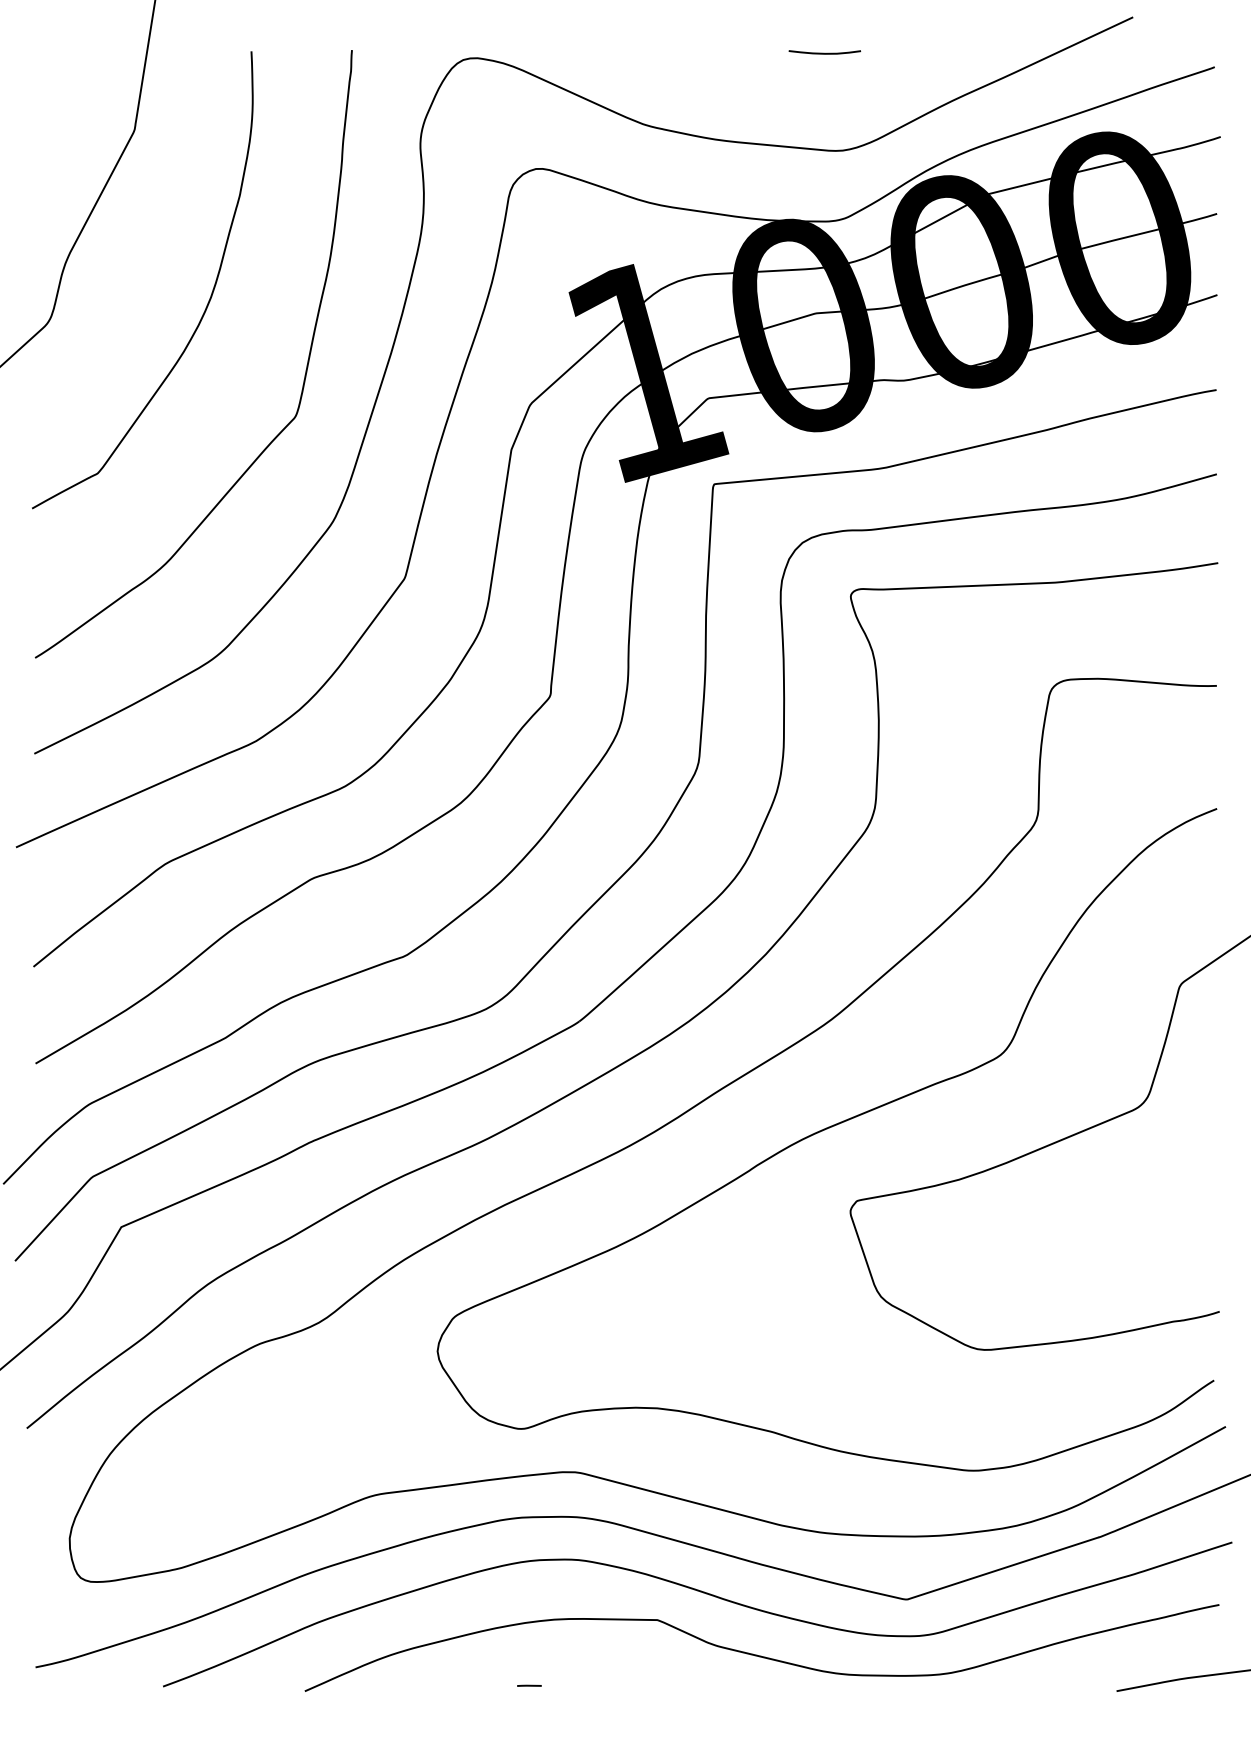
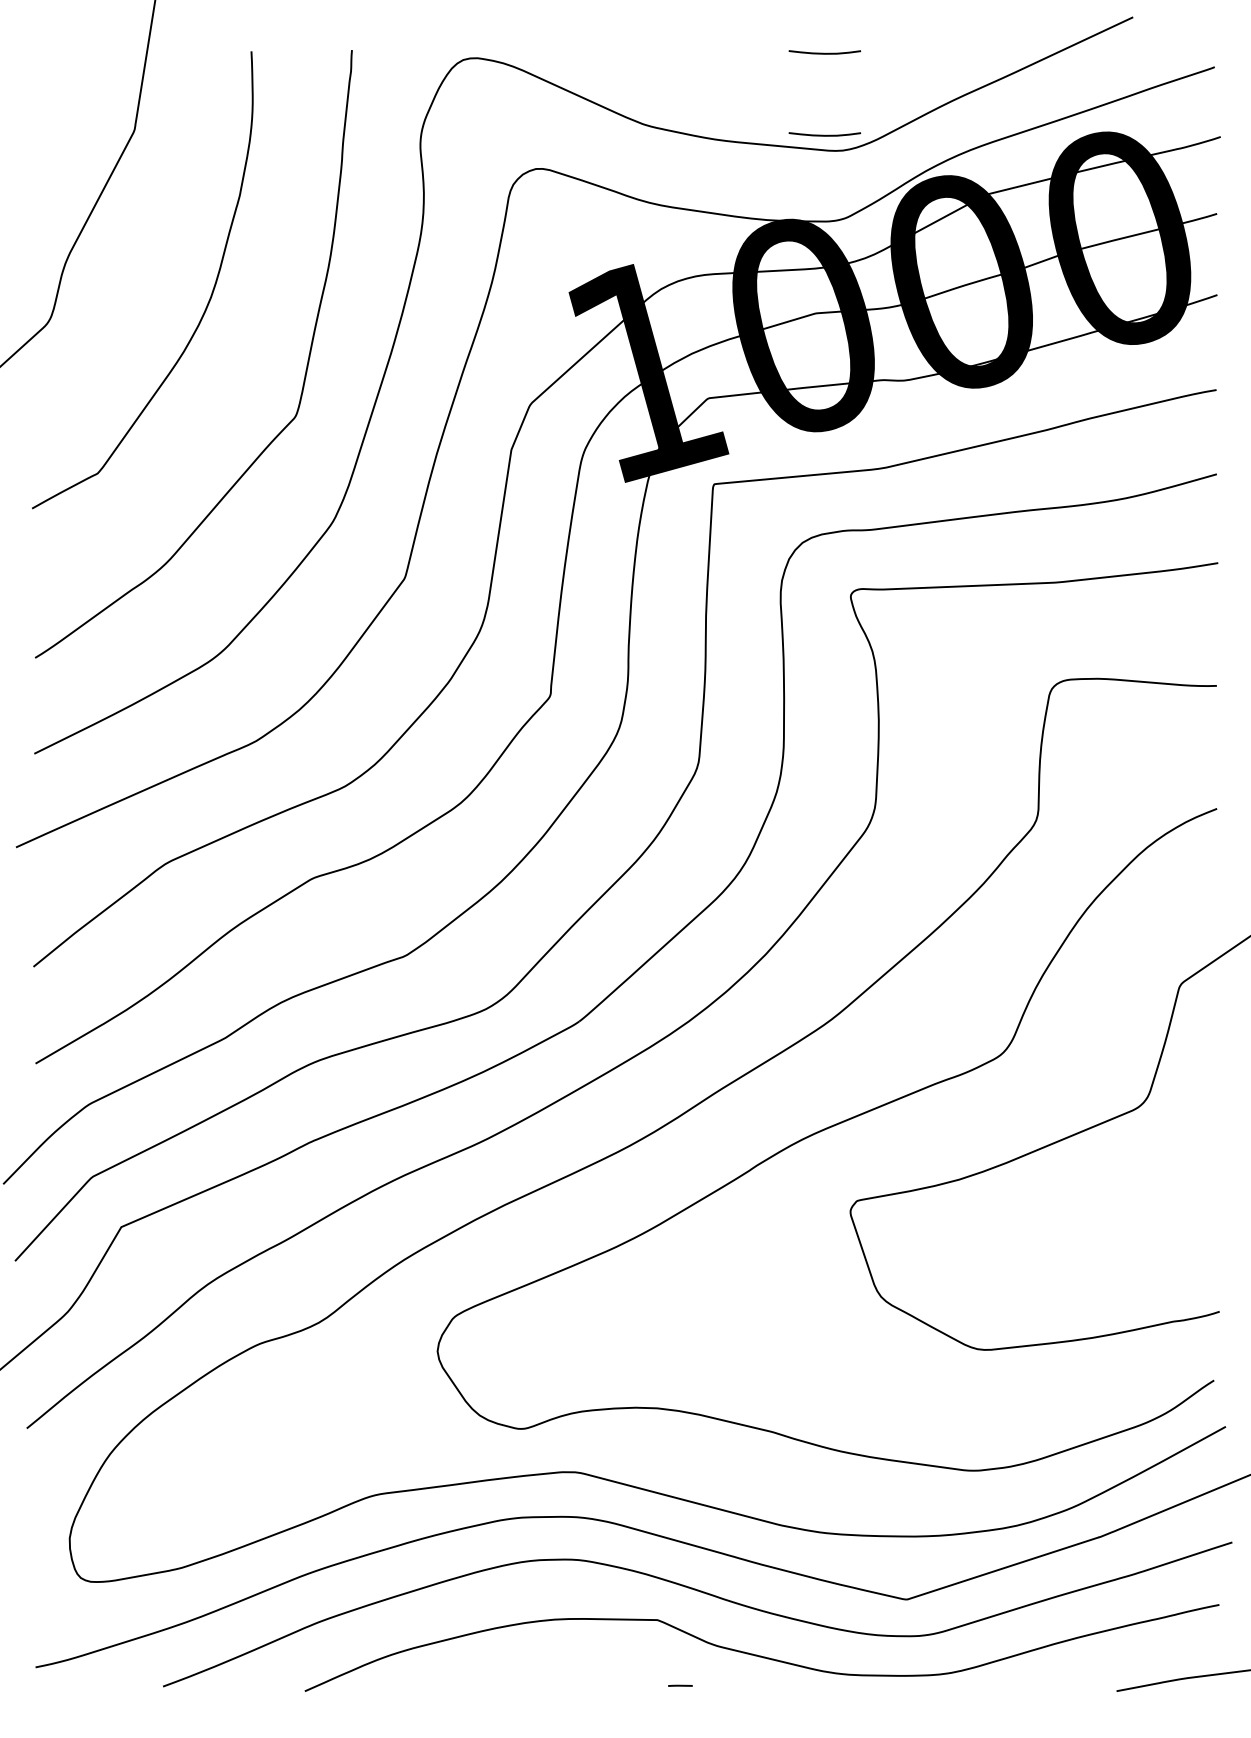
curve: none -> present (824, 134)
line position: (529, 1685) -> (680, 1685) (680, 1685)
